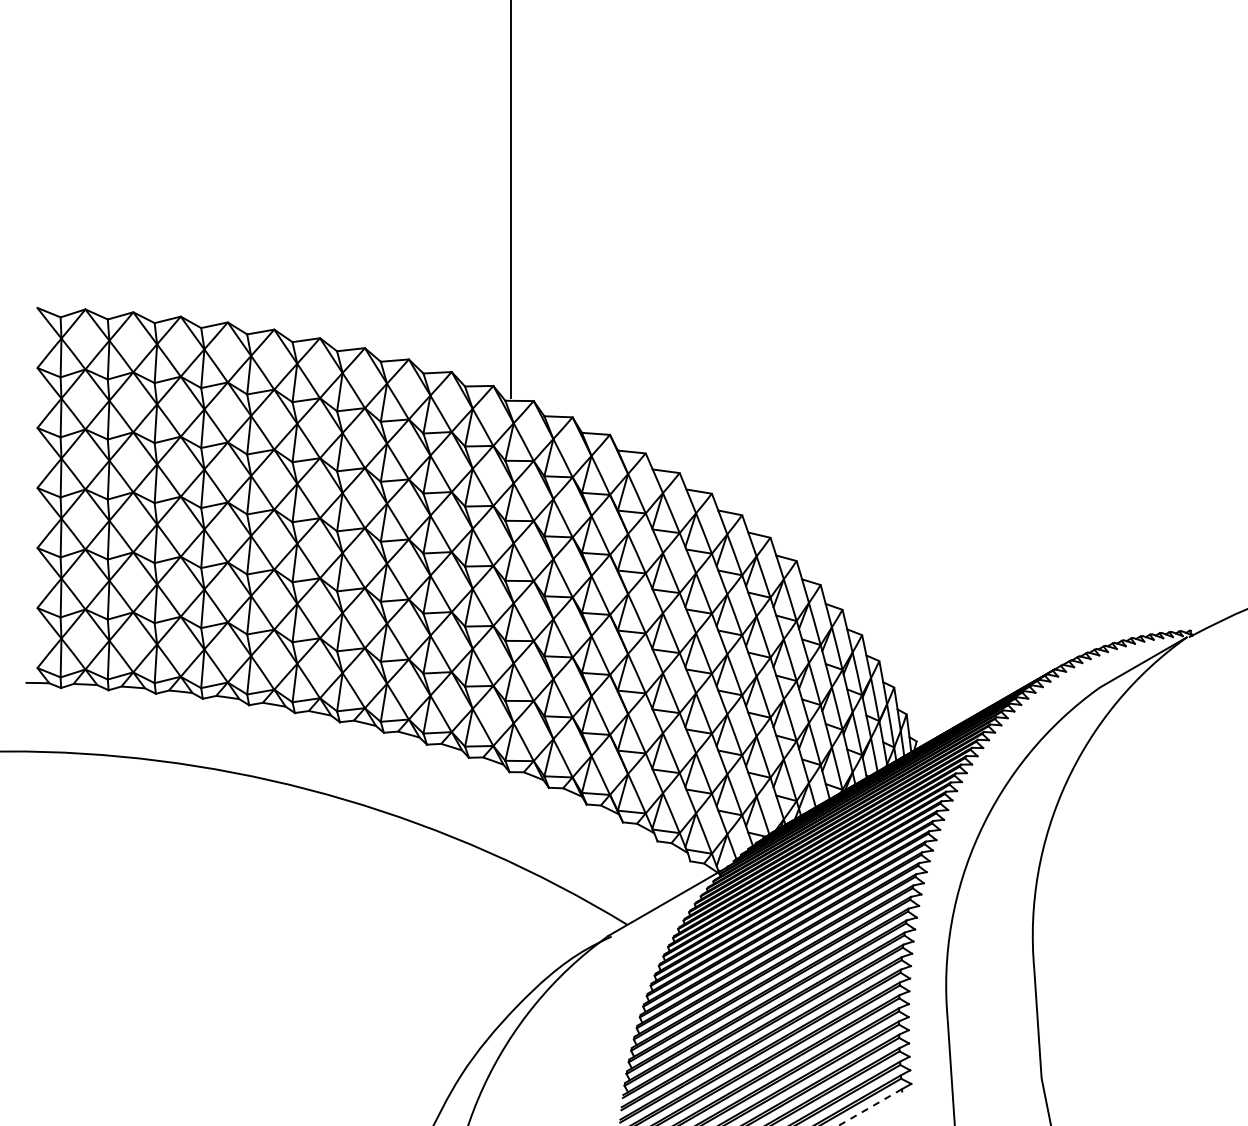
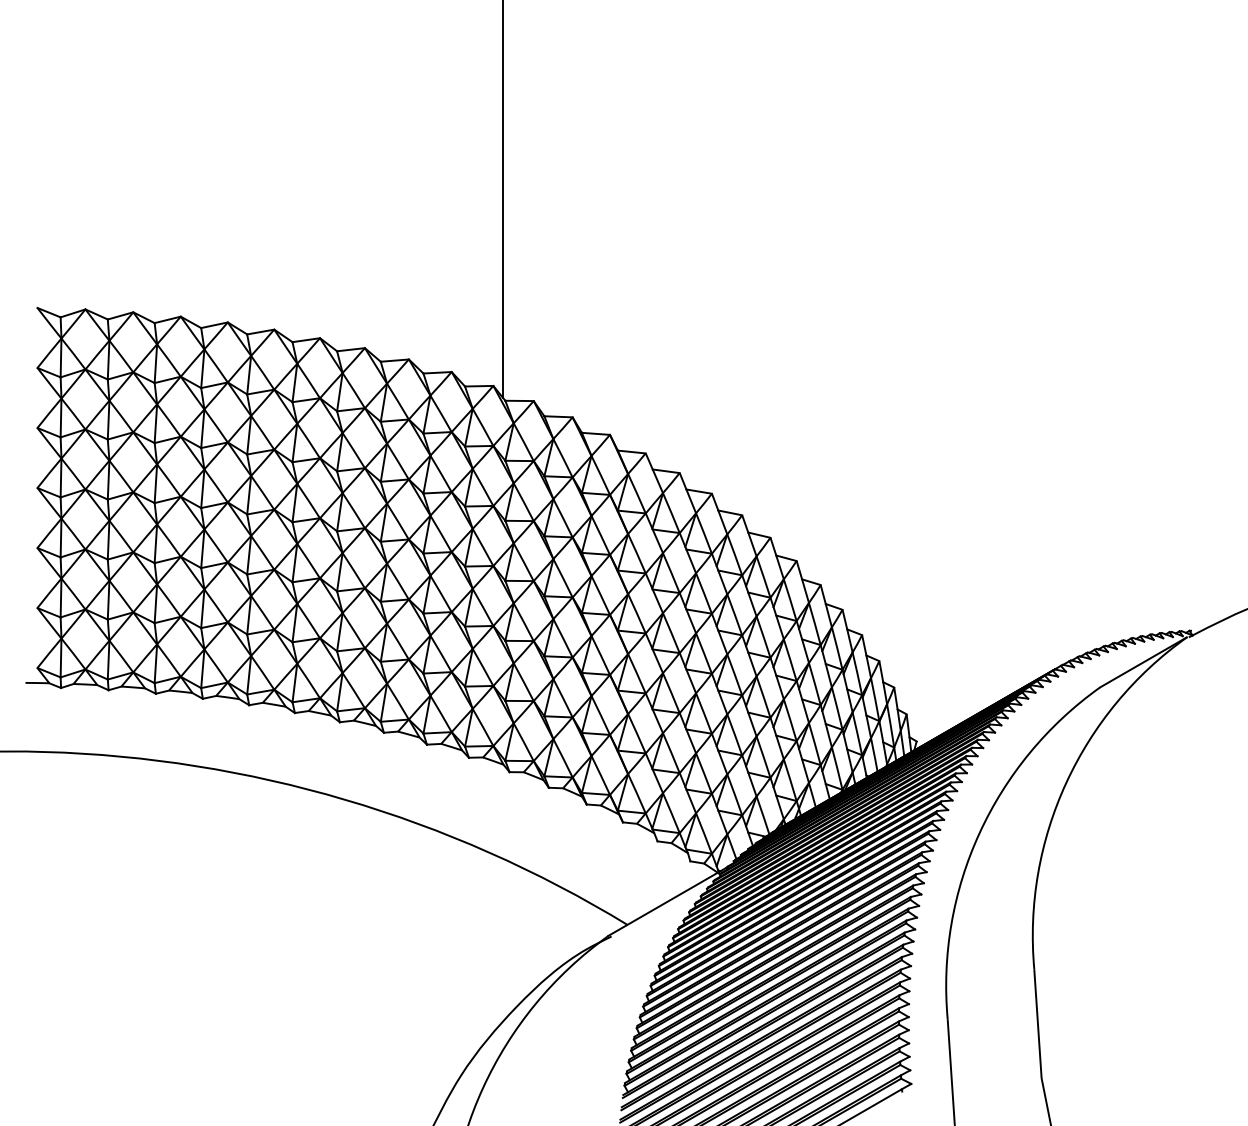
line position: (511, 200) -> (503, 200) (503, 200)
line: dashed -> solid (870, 1107)
